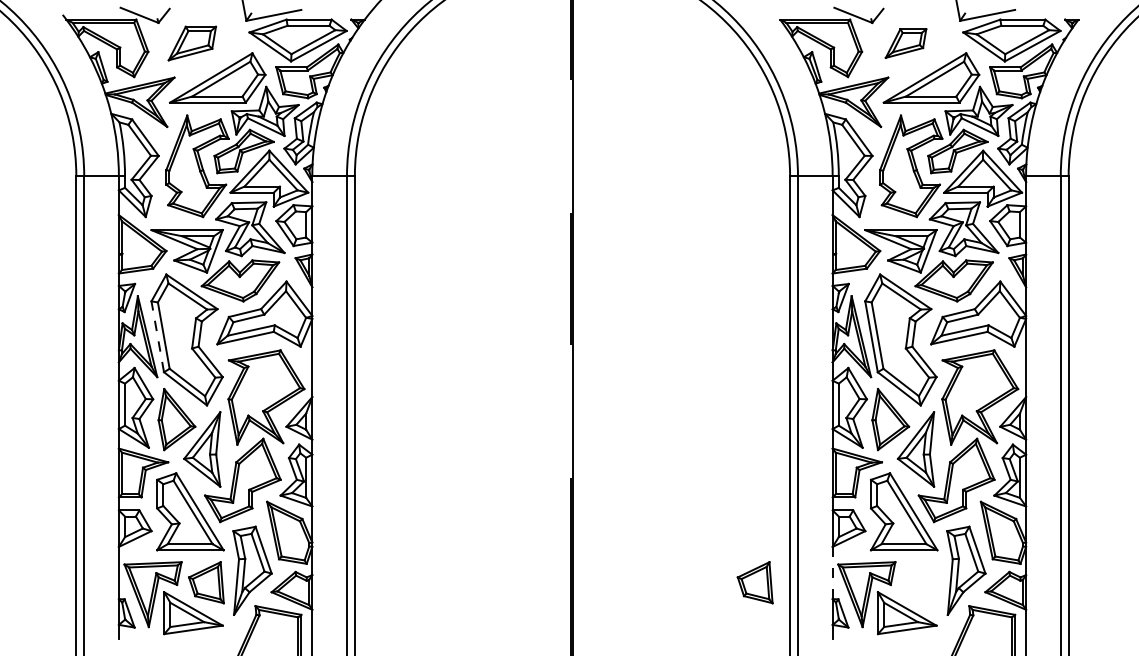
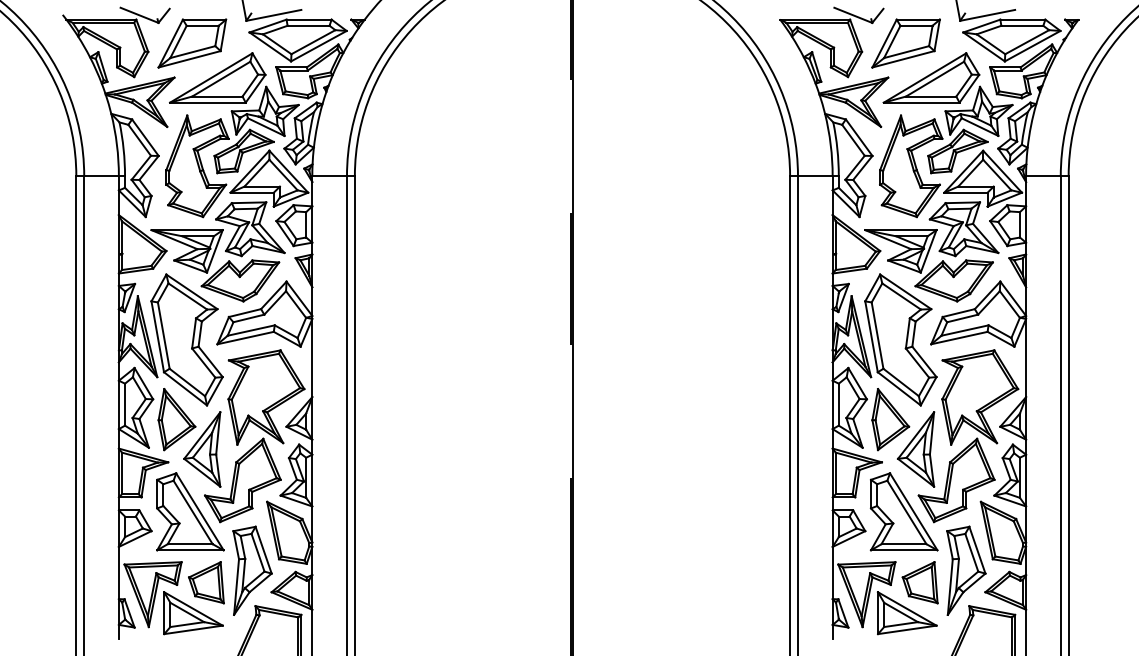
part size: 51x37 px -> 71x51 px (192, 43)
part size: 44x31 px -> 70x51 px (905, 43)
line: dashed -> solid (157, 336)
line: dashed -> solid (832, 573)
part position: (754, 582) -> (919, 582) (919, 582)
